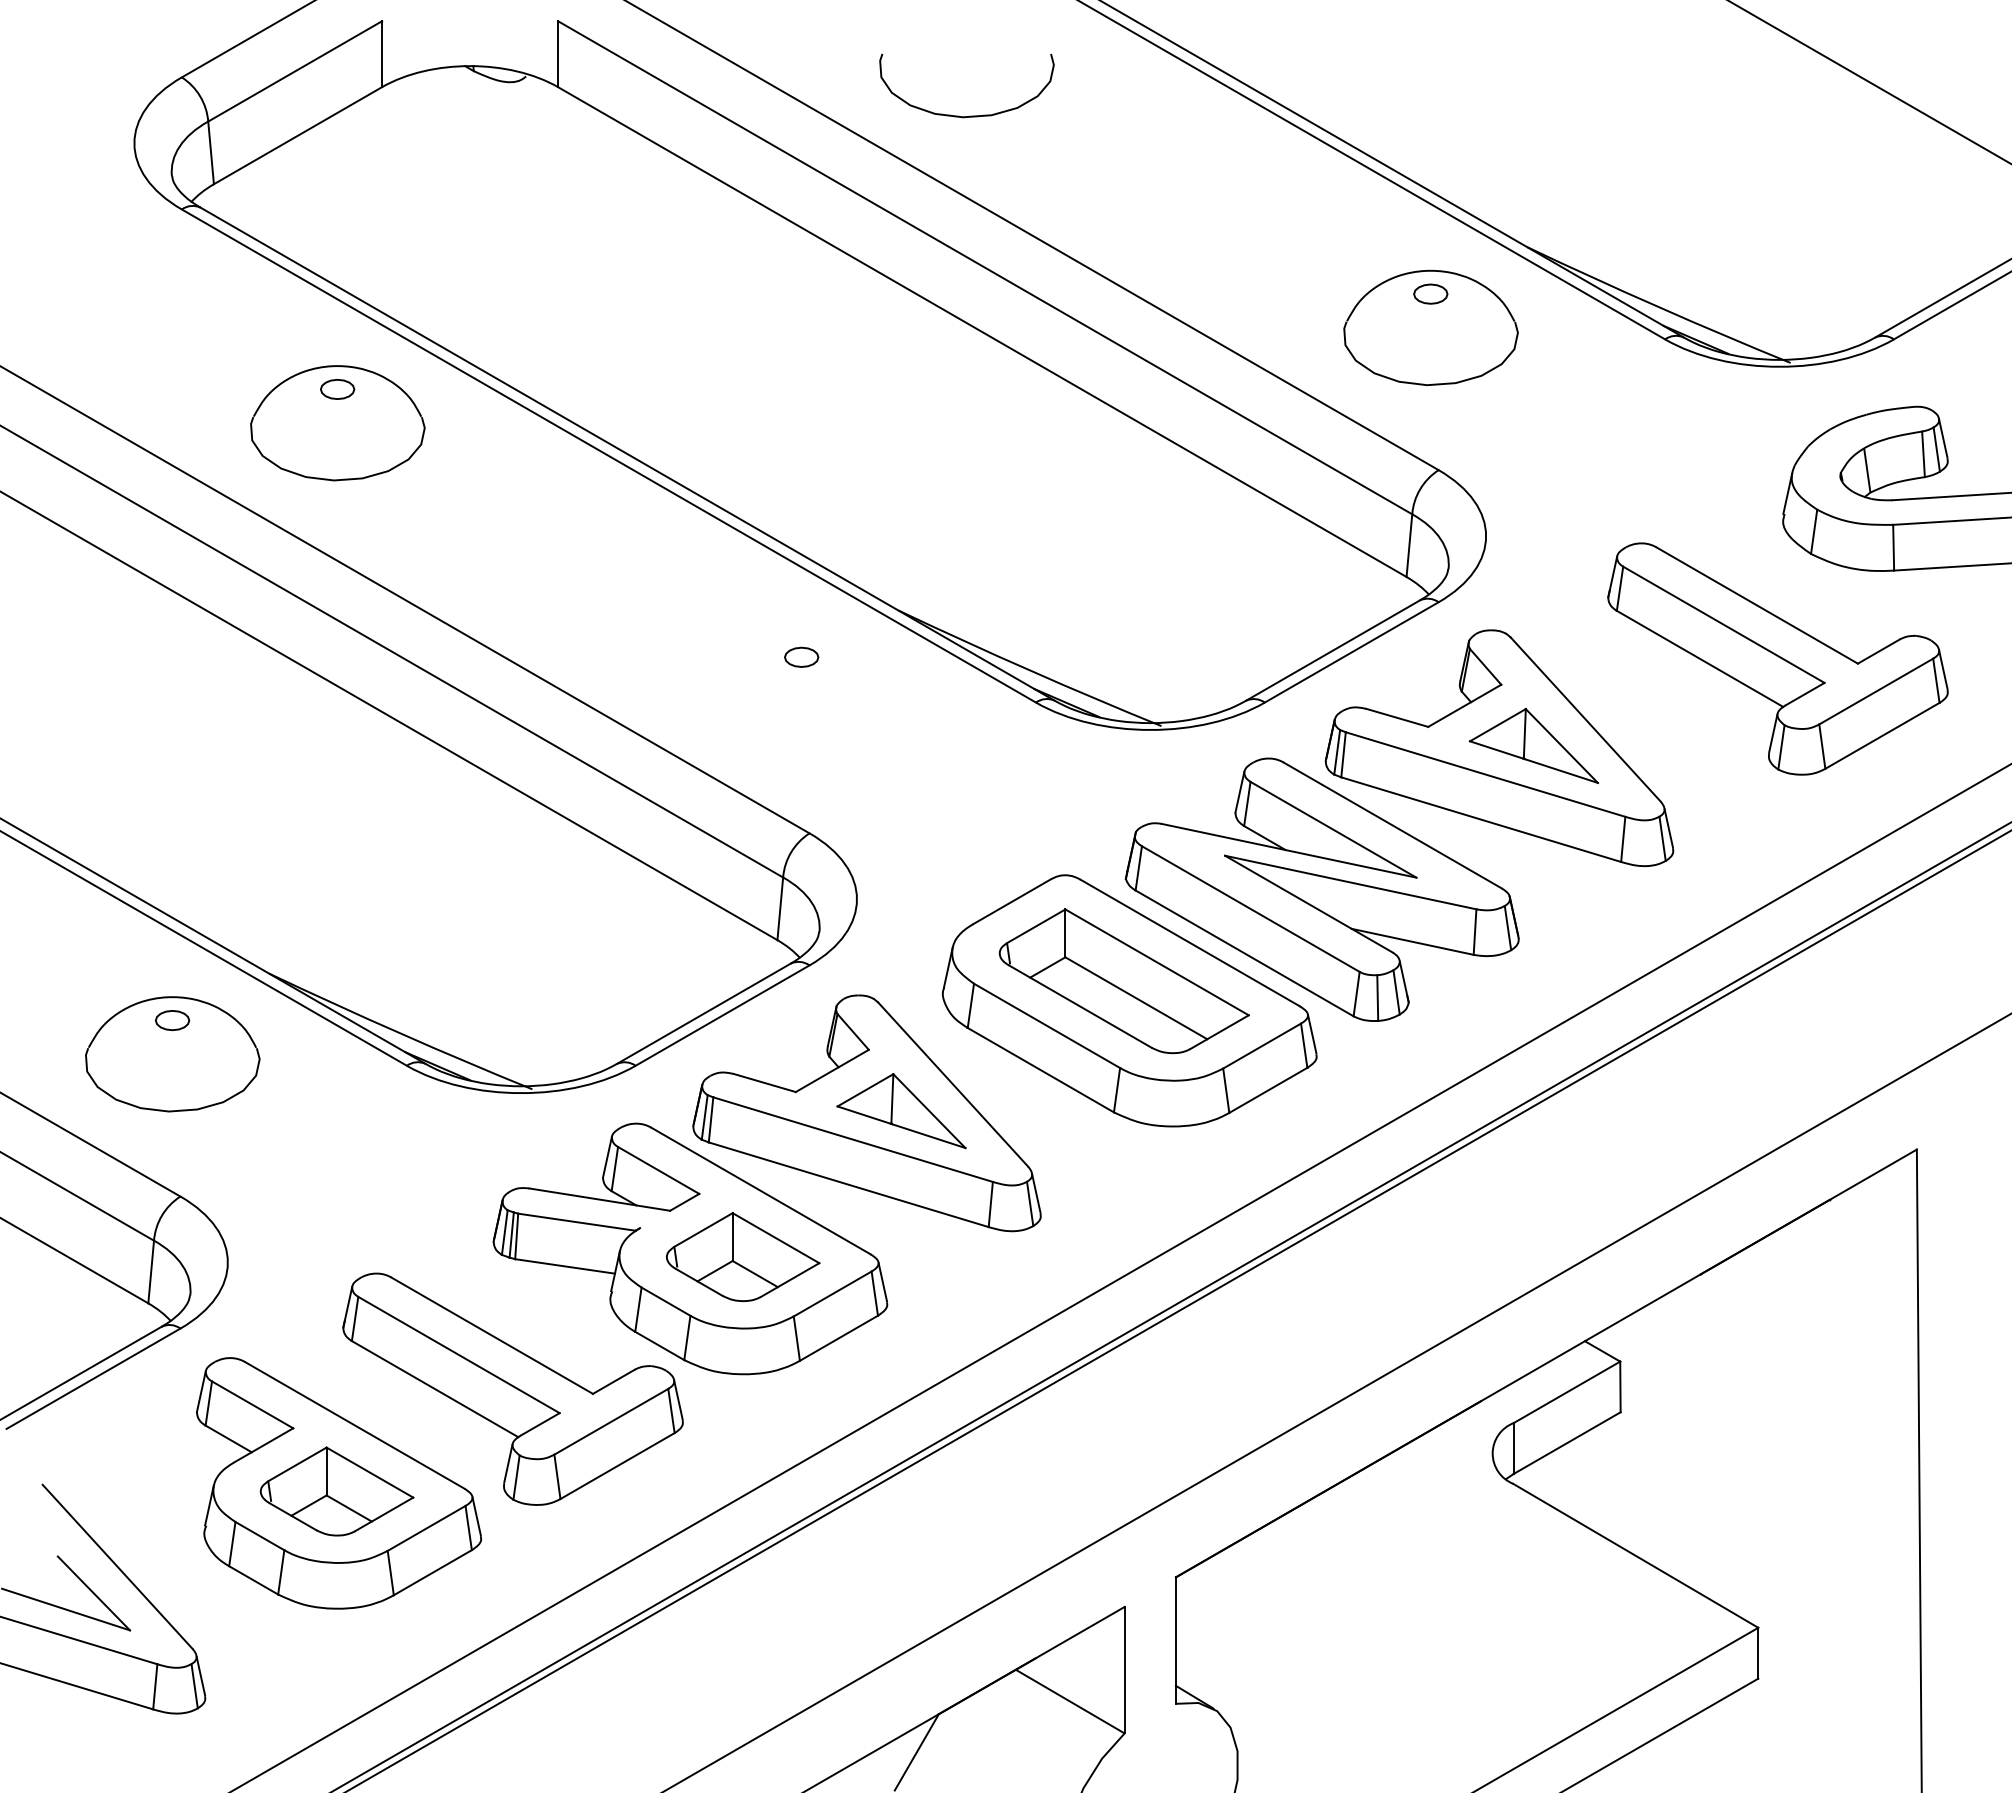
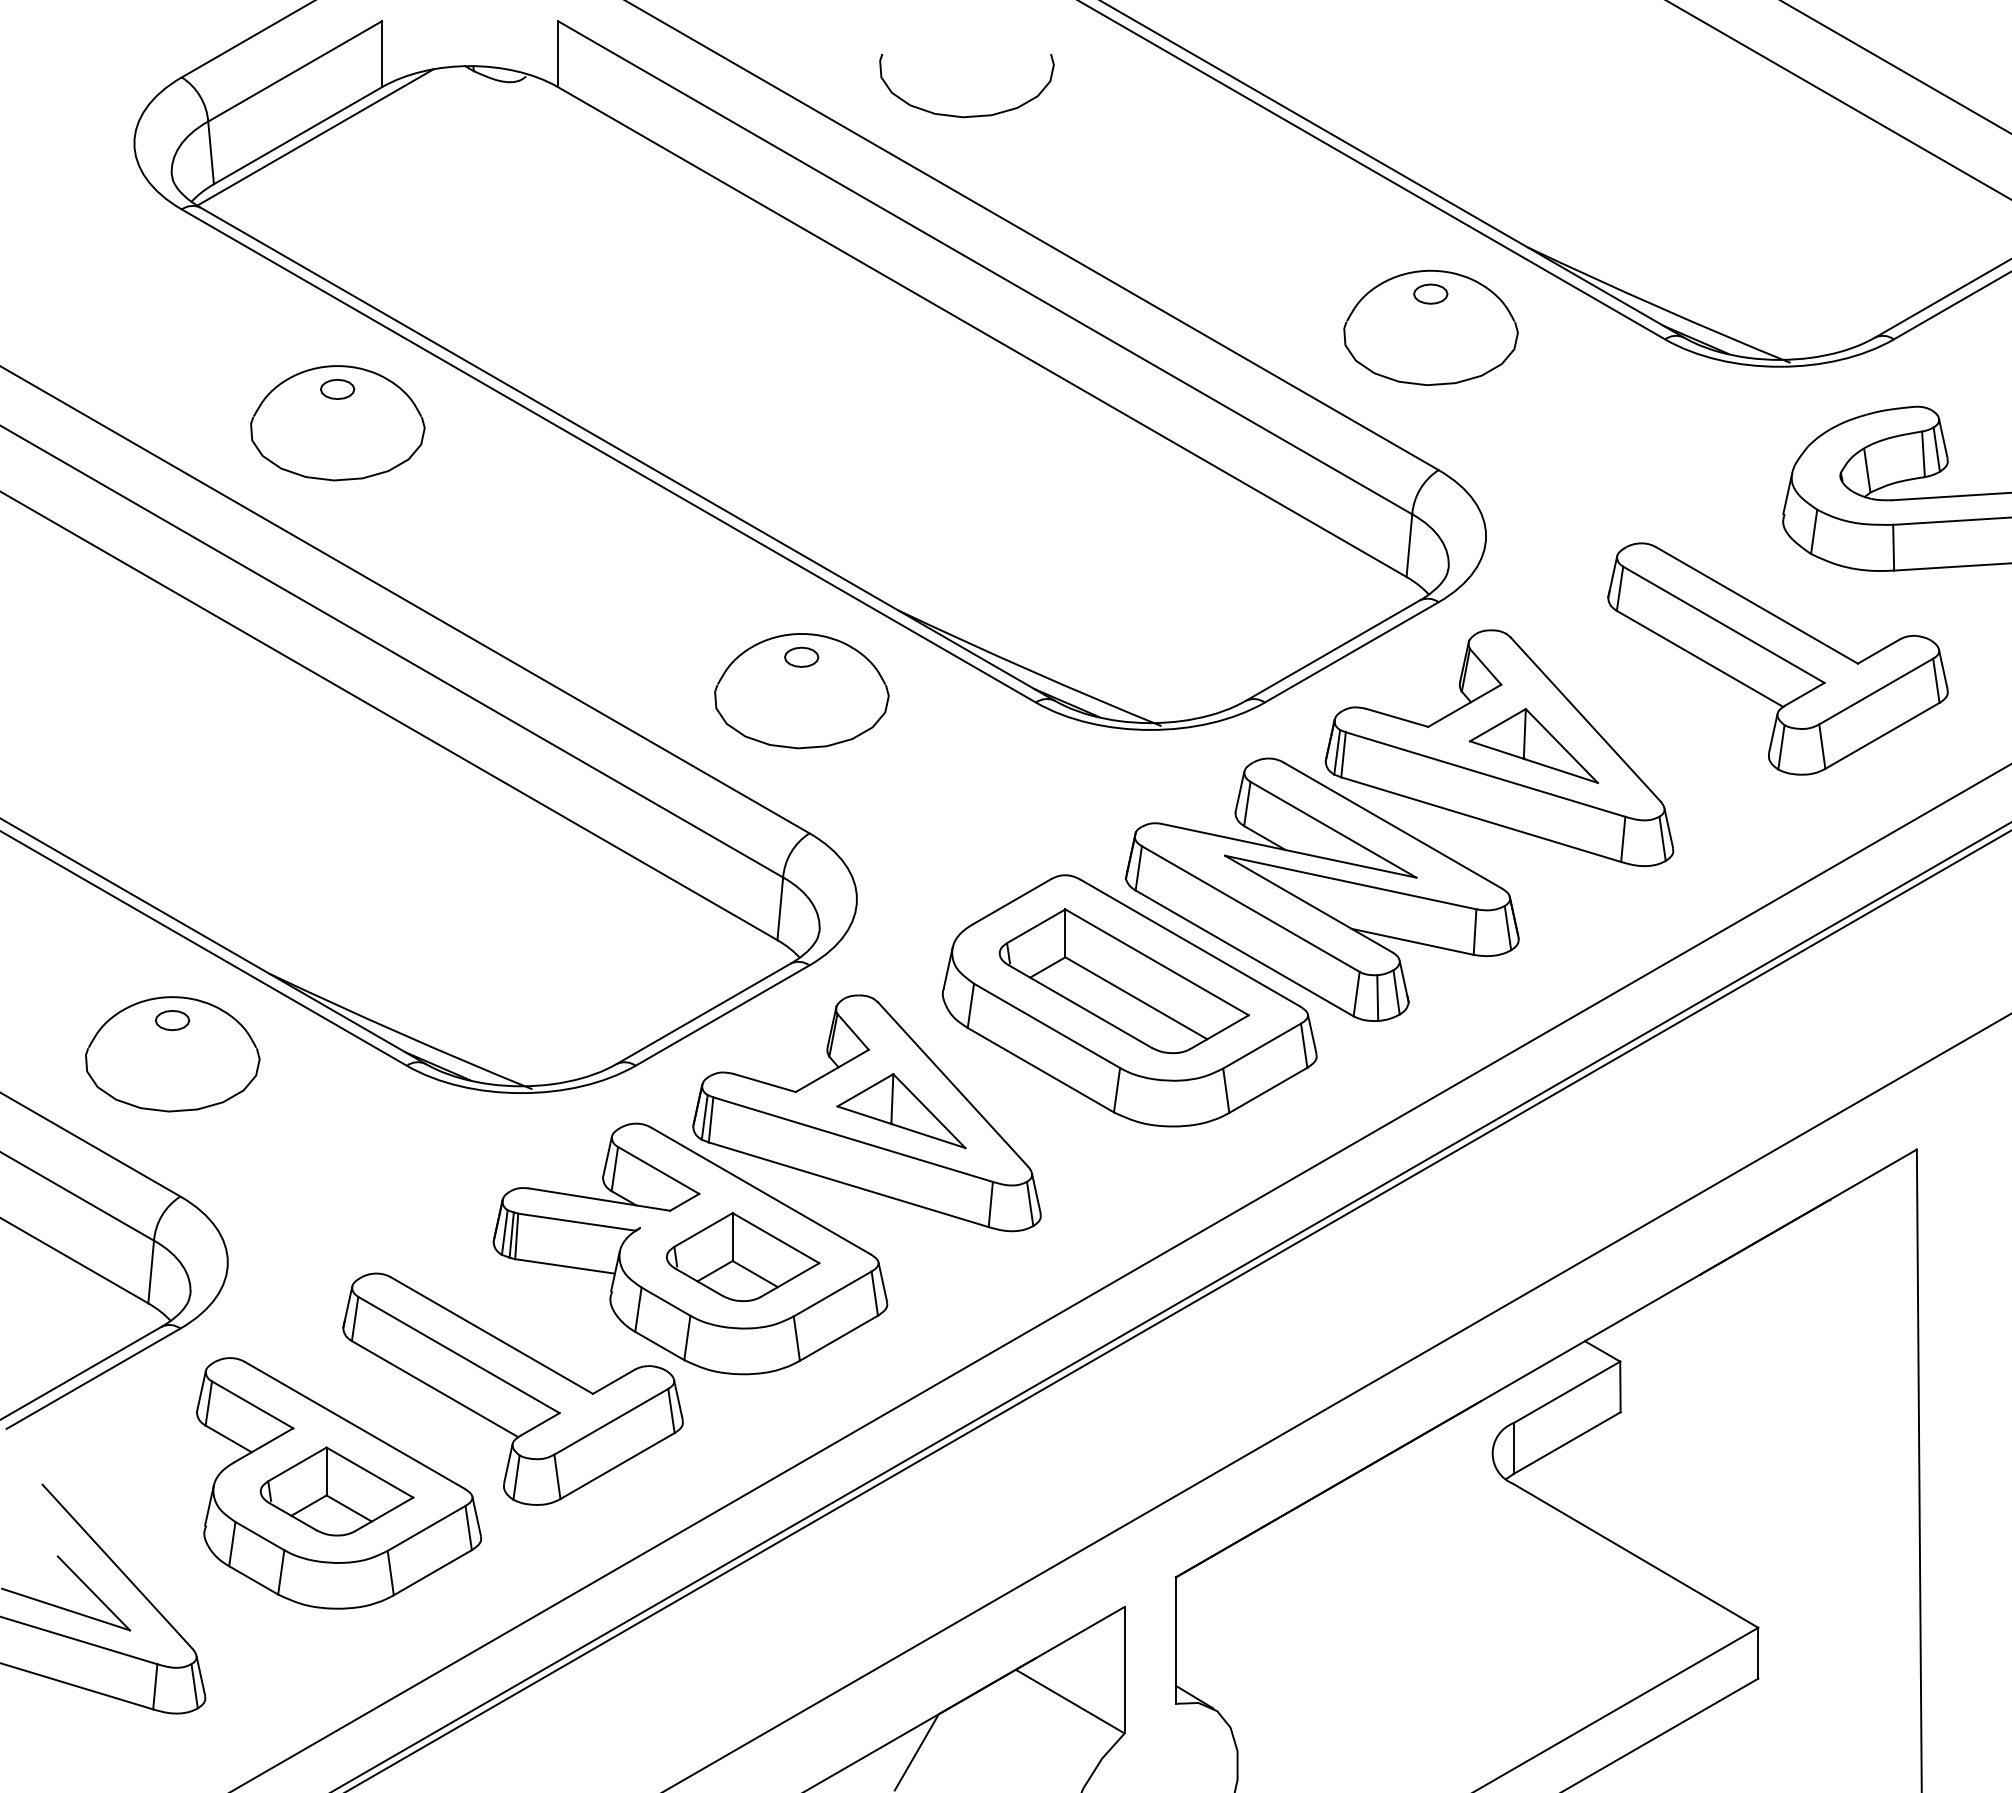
line: none -> present (1895, 67)
line position: (1869, 82) -> (1838, 100) (1838, 100)
line: none -> present (315, 137)
part: none -> present (801, 691)
